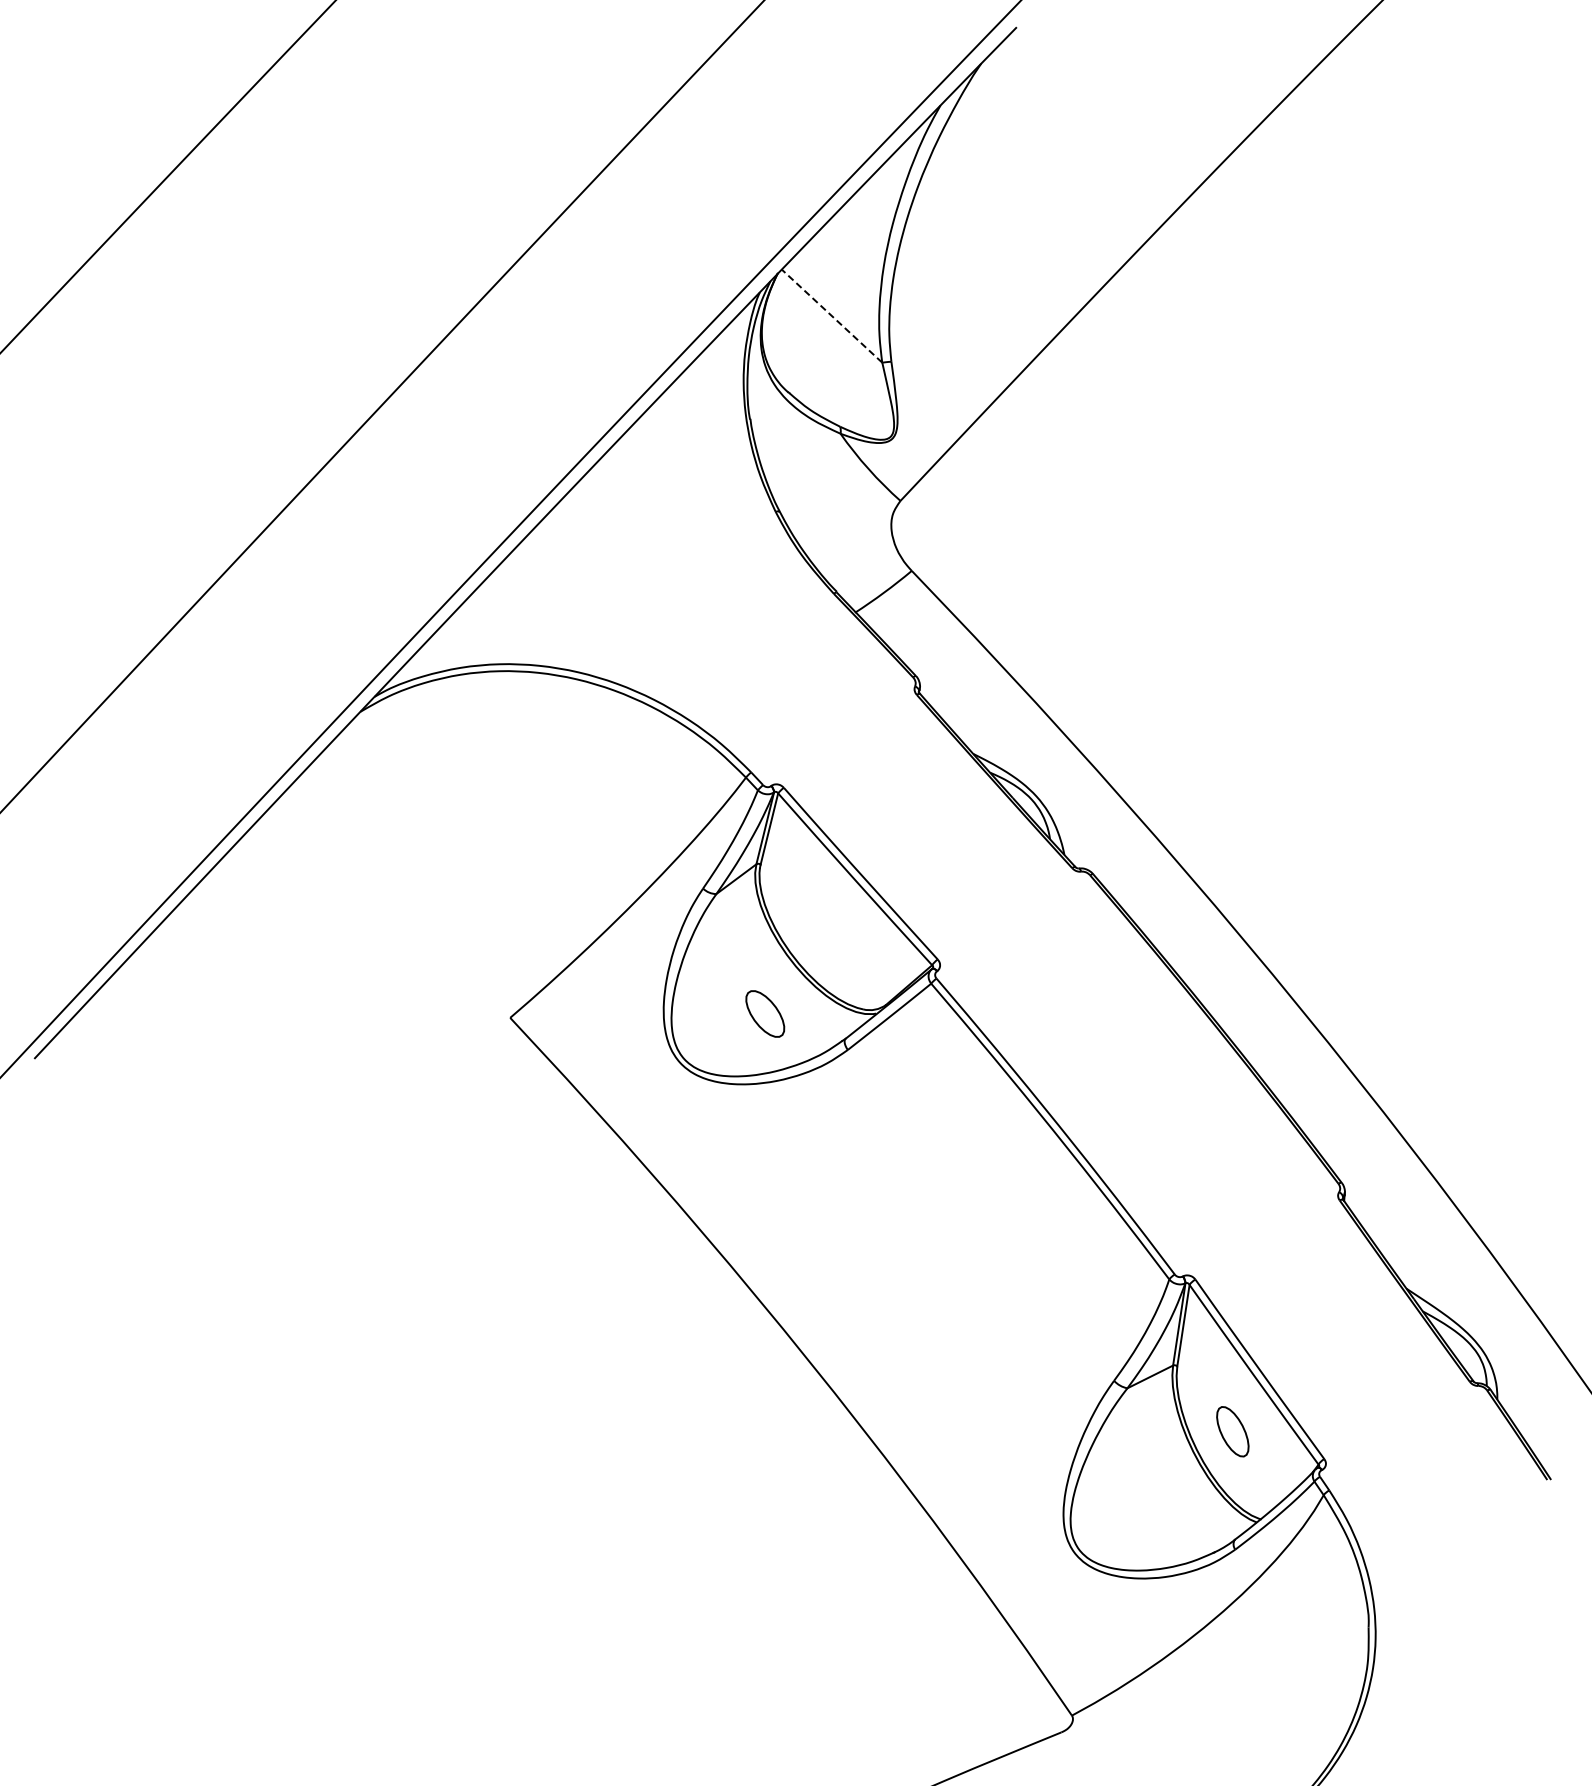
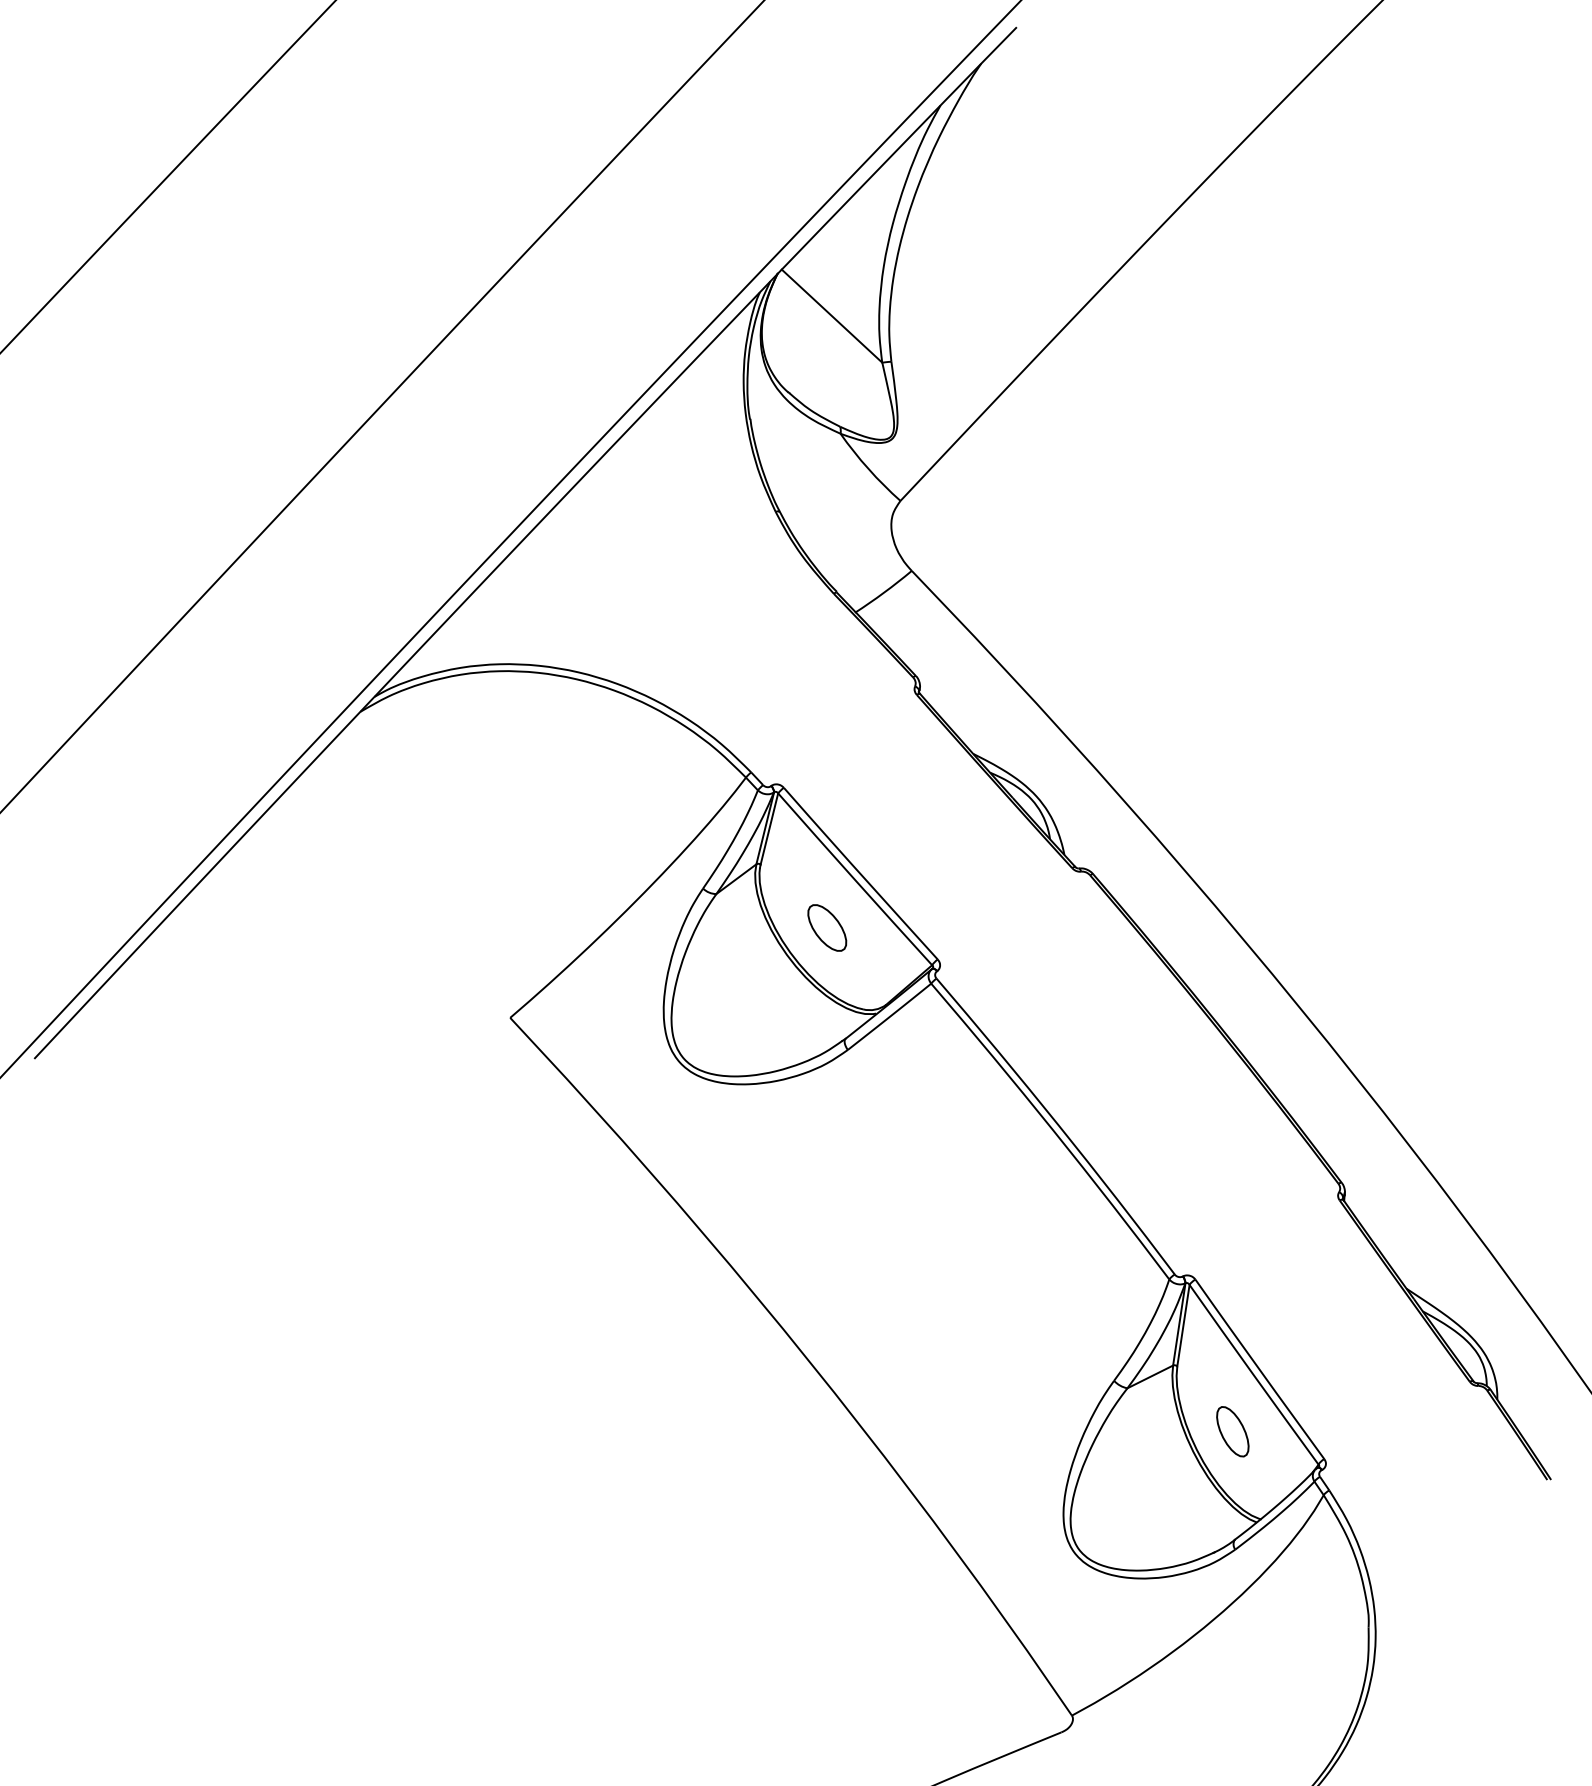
line: dashed -> solid (831, 315)
part position: (765, 1013) -> (827, 927) (827, 927)
